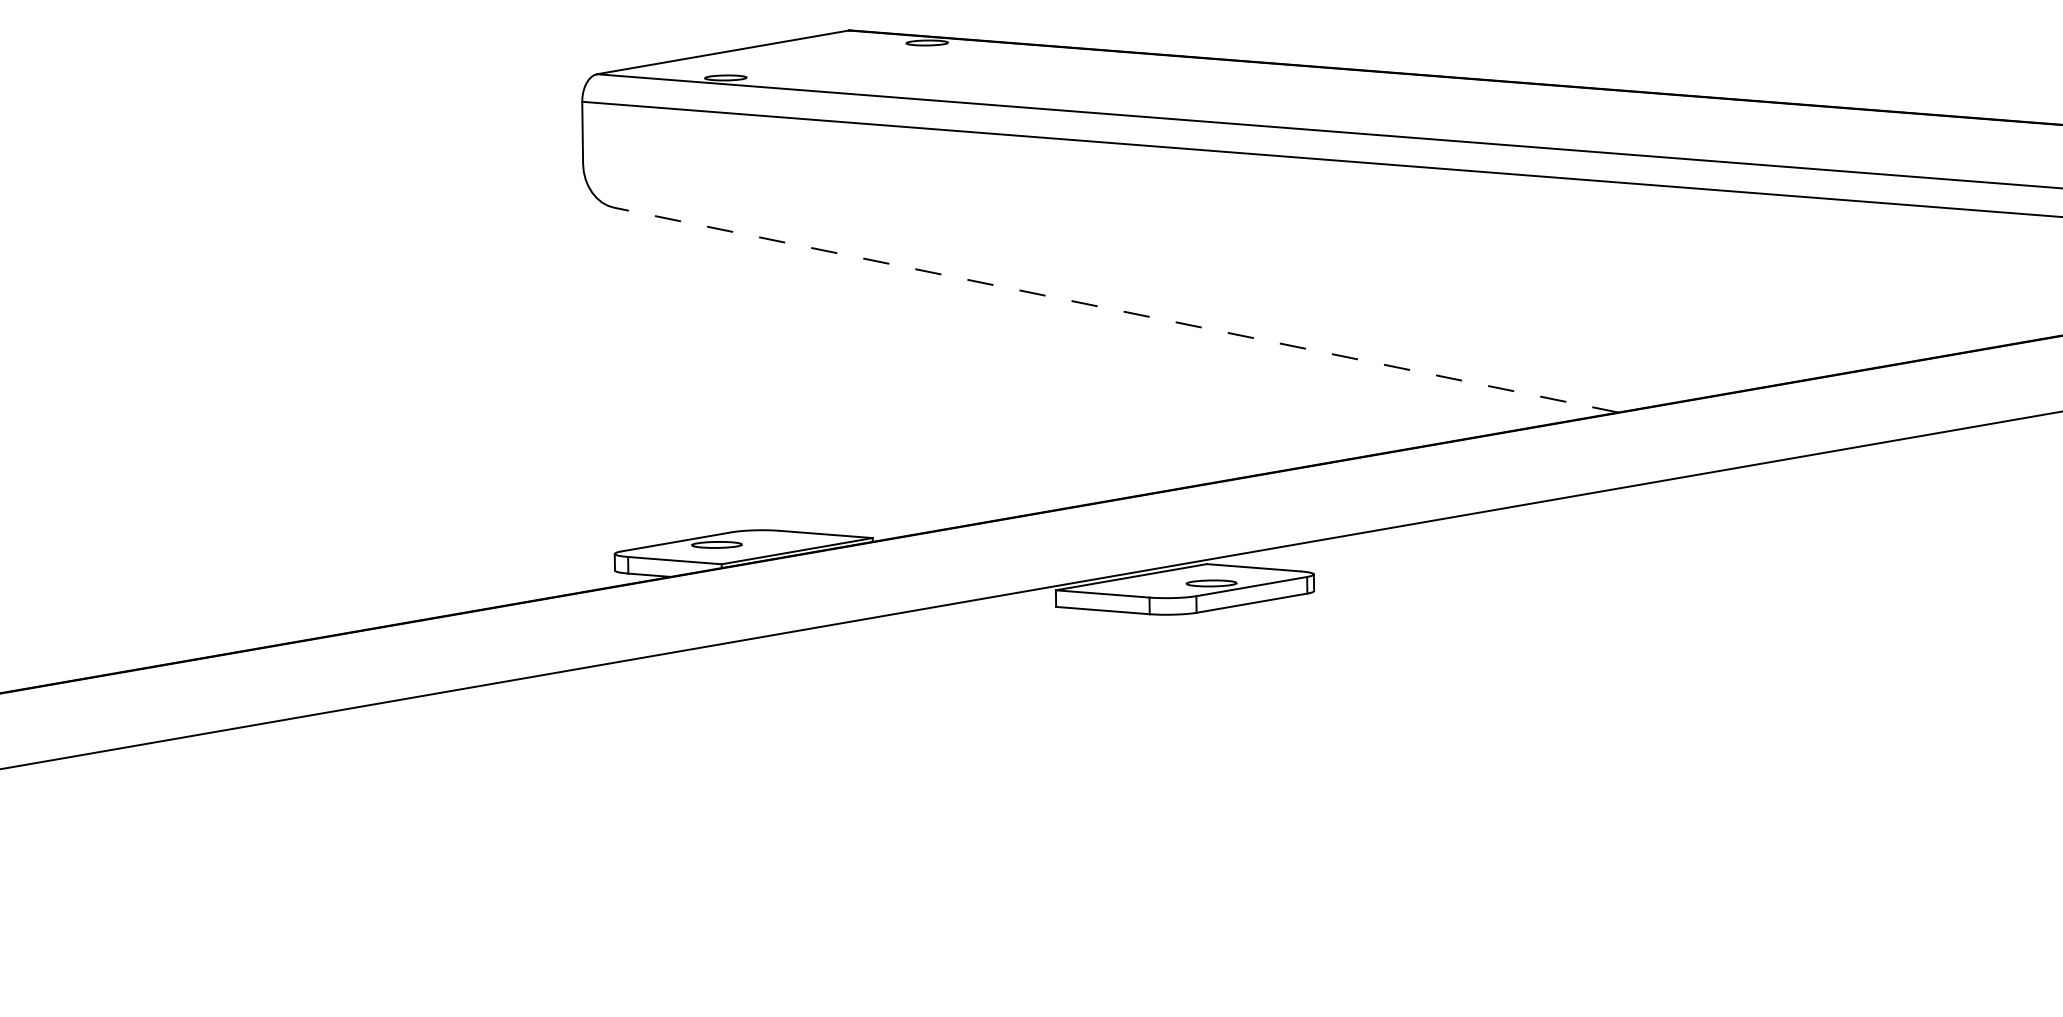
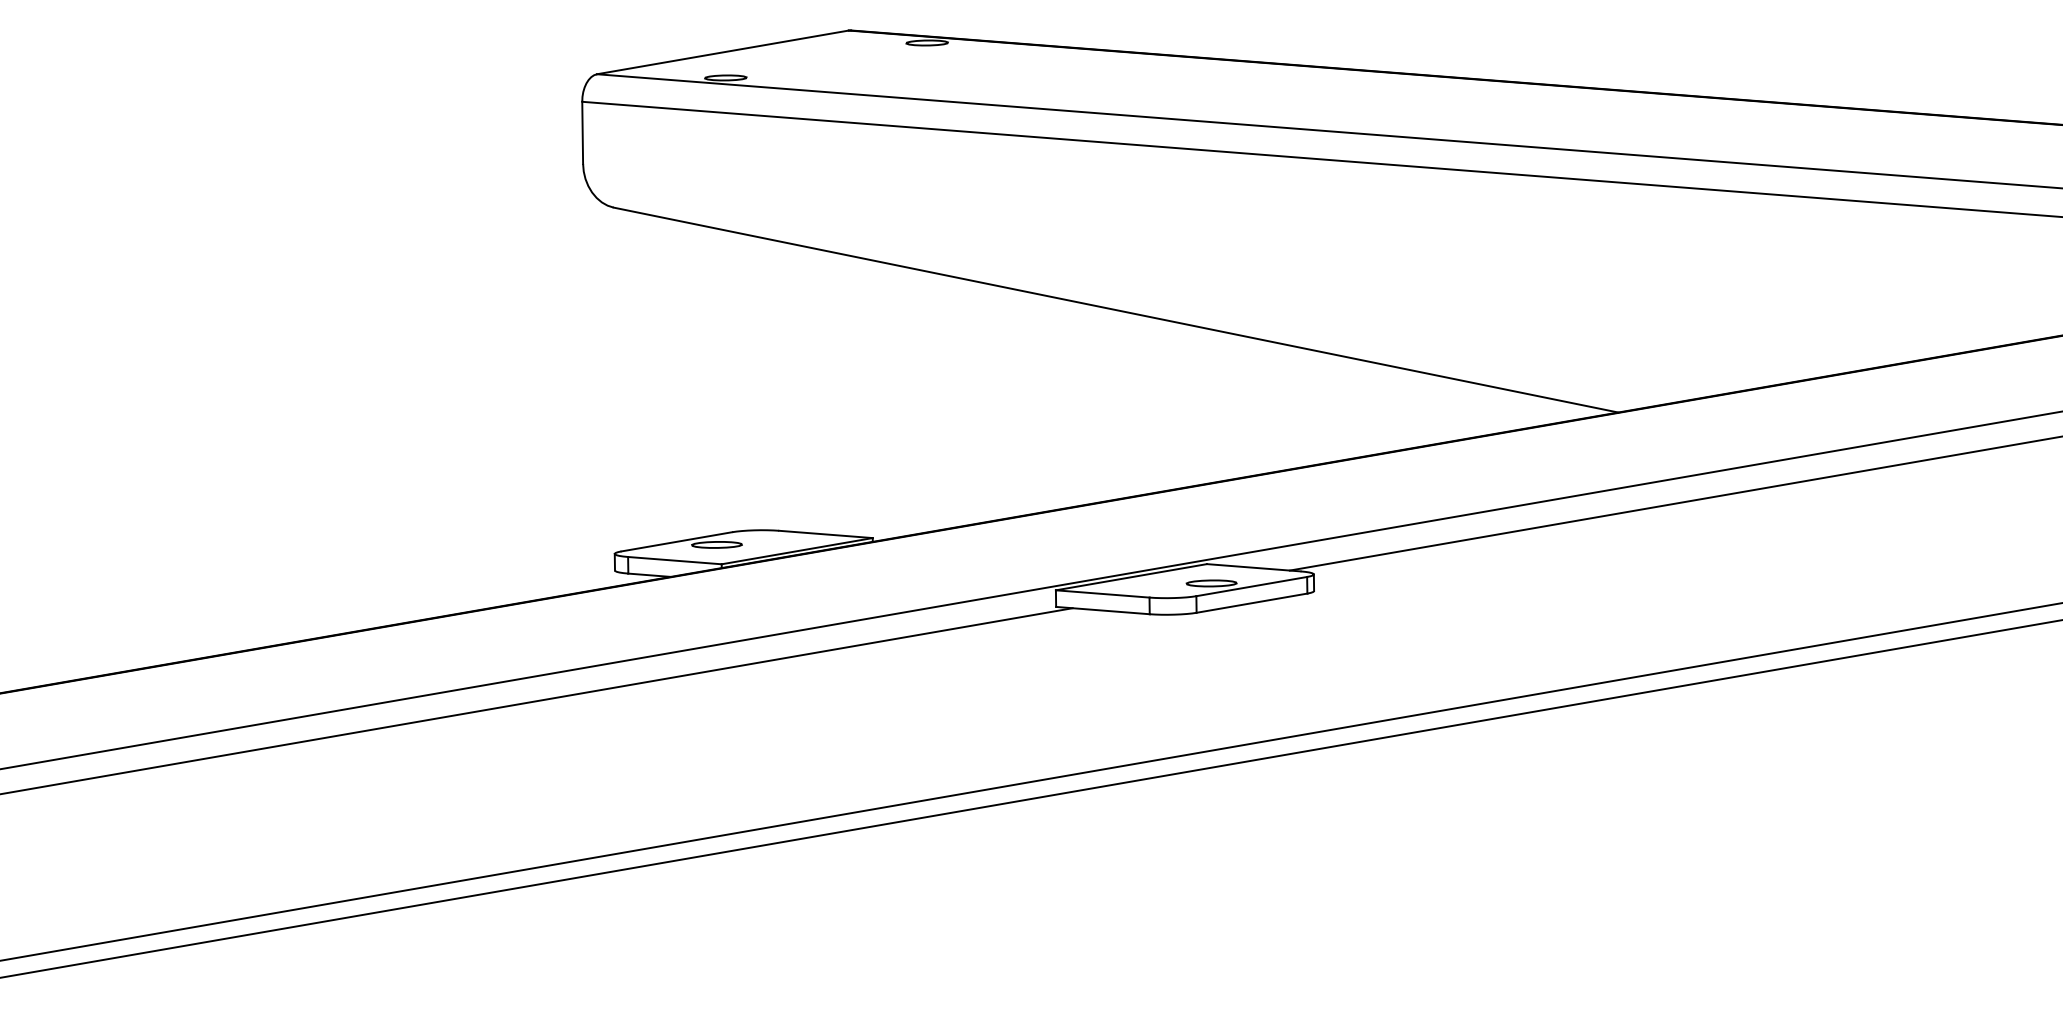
line: dashed -> solid (1116, 310)
line: none -> present (1674, 503)
line: none -> present (537, 700)
line: none -> present (1030, 781)
line: none -> present (1030, 798)
